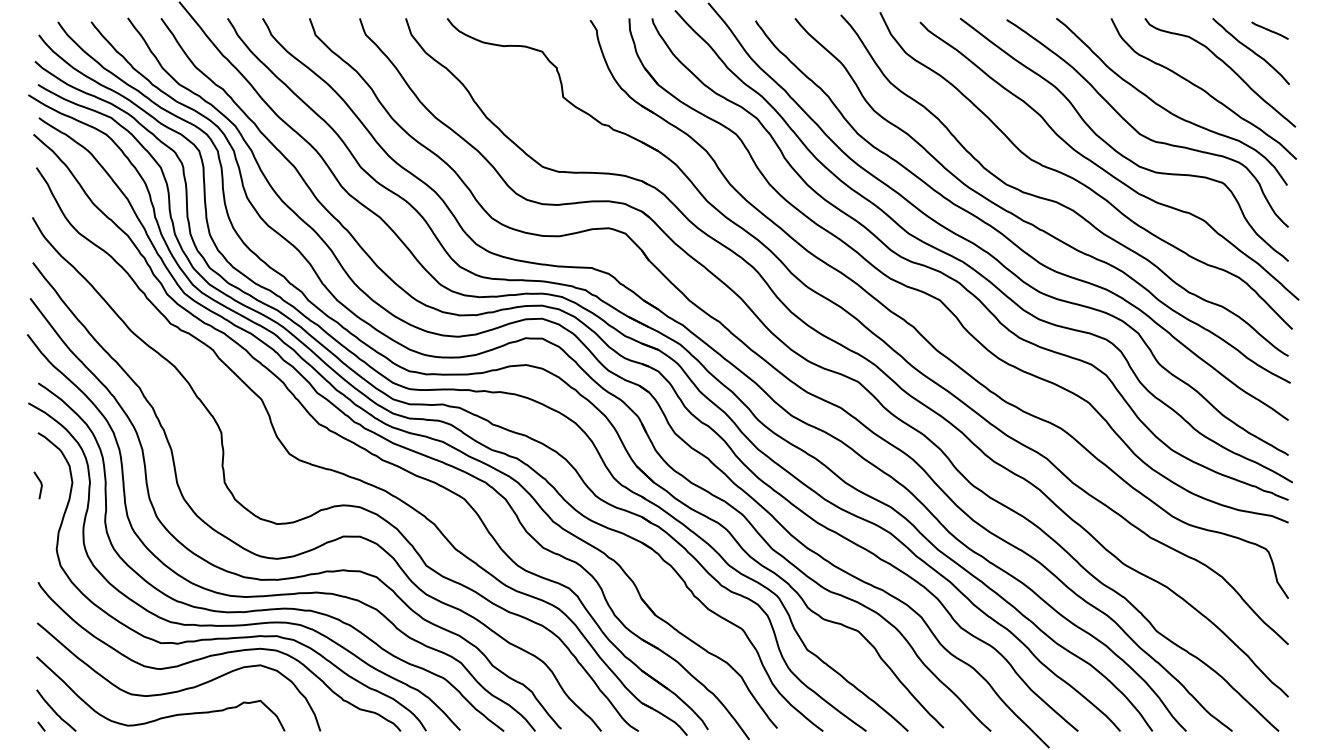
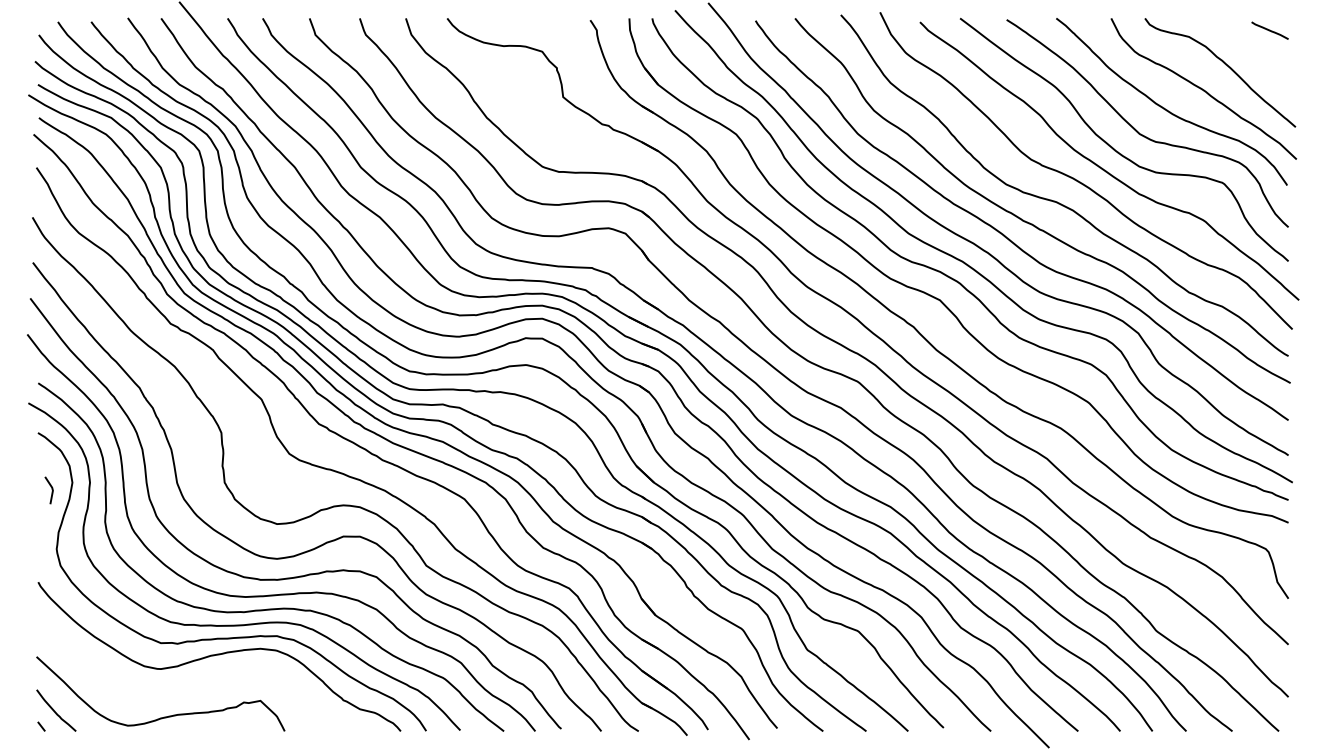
curve: present -> none (1250, 50)
line position: (40, 484) -> (51, 489) (51, 489)
curve: present -> none (180, 689)
